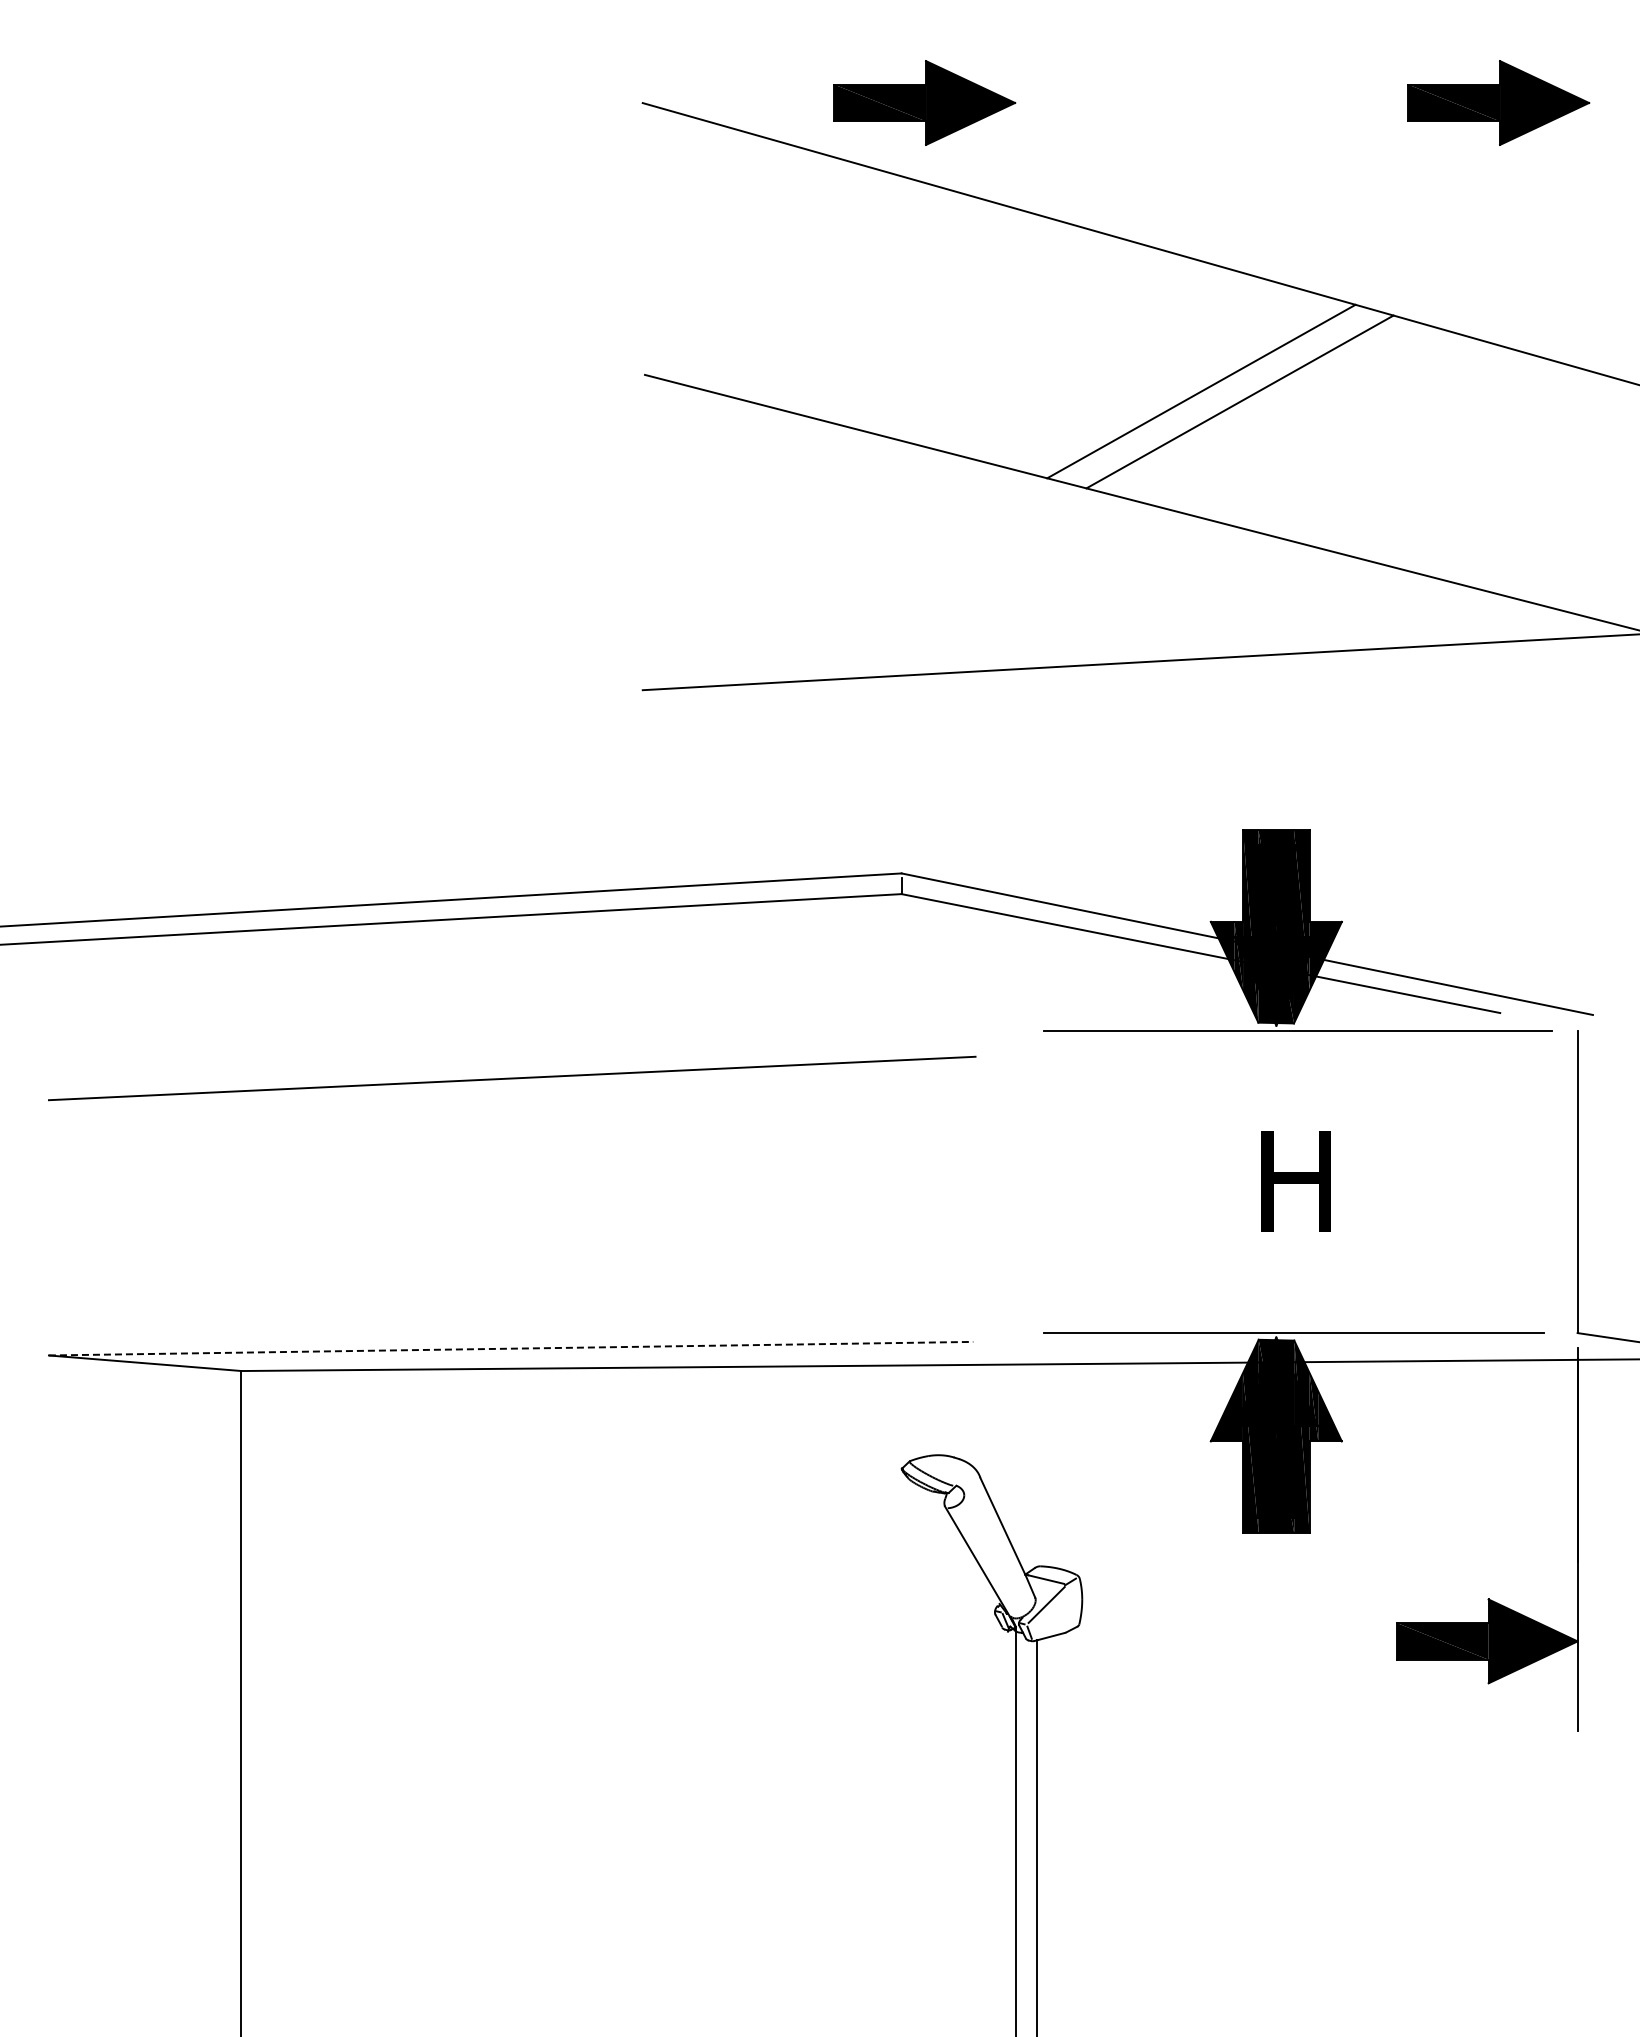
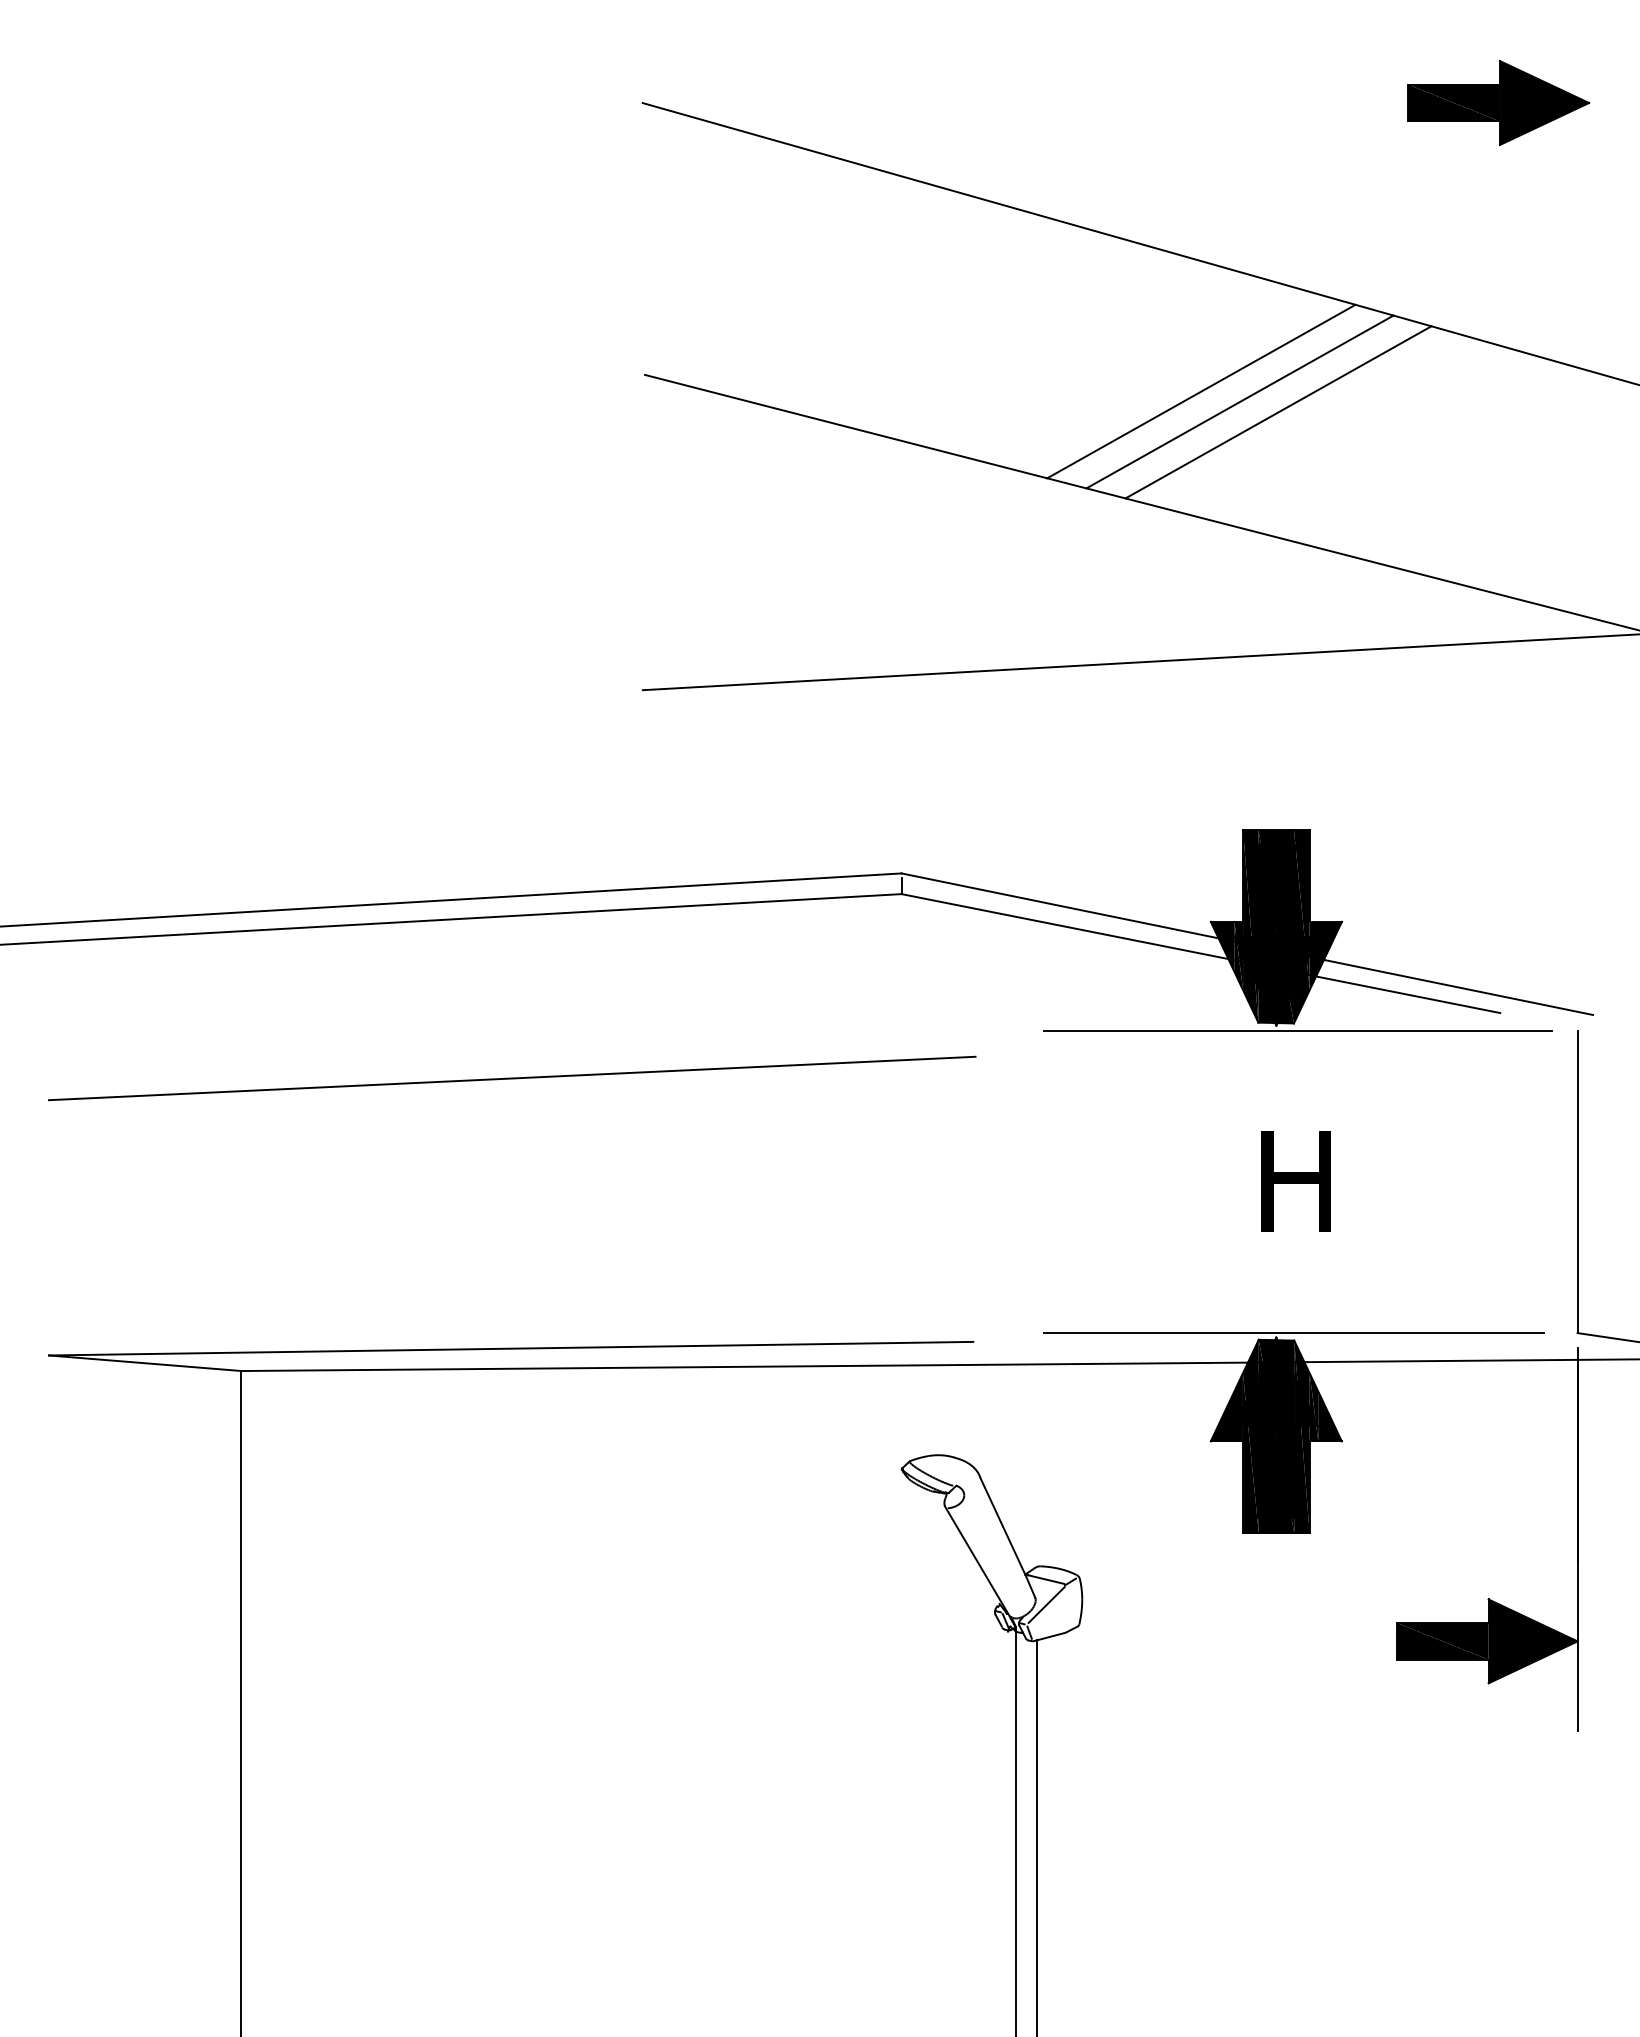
part: present -> none (924, 102)
line: none -> present (1278, 412)
line: dashed -> solid (511, 1348)
